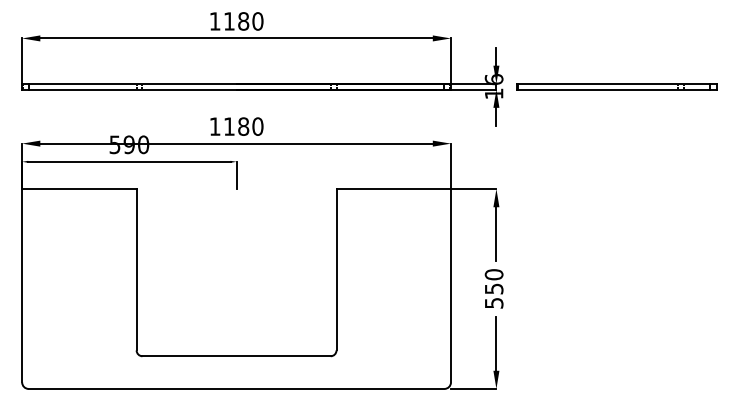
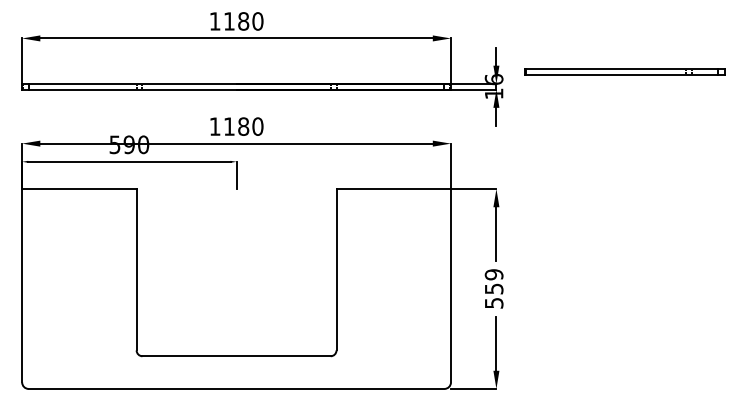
part position: (616, 86) -> (624, 71) (624, 71)
text: 550 -> 559 (494, 274)
